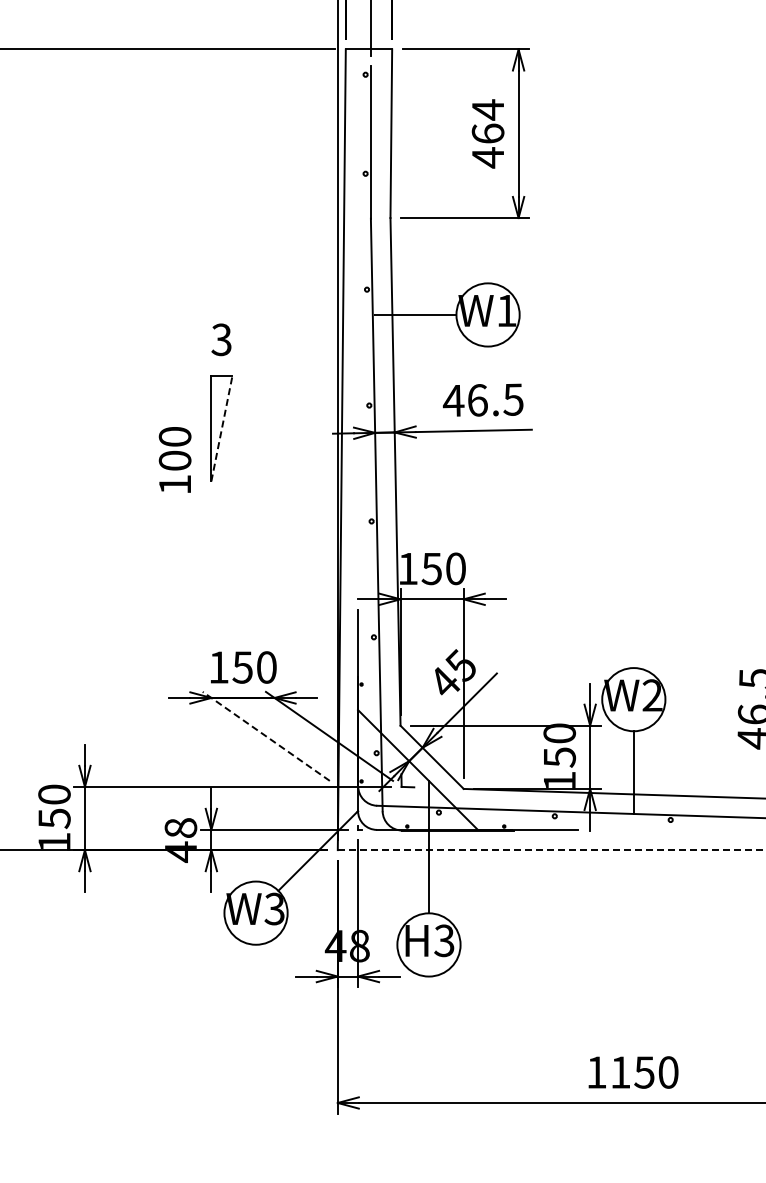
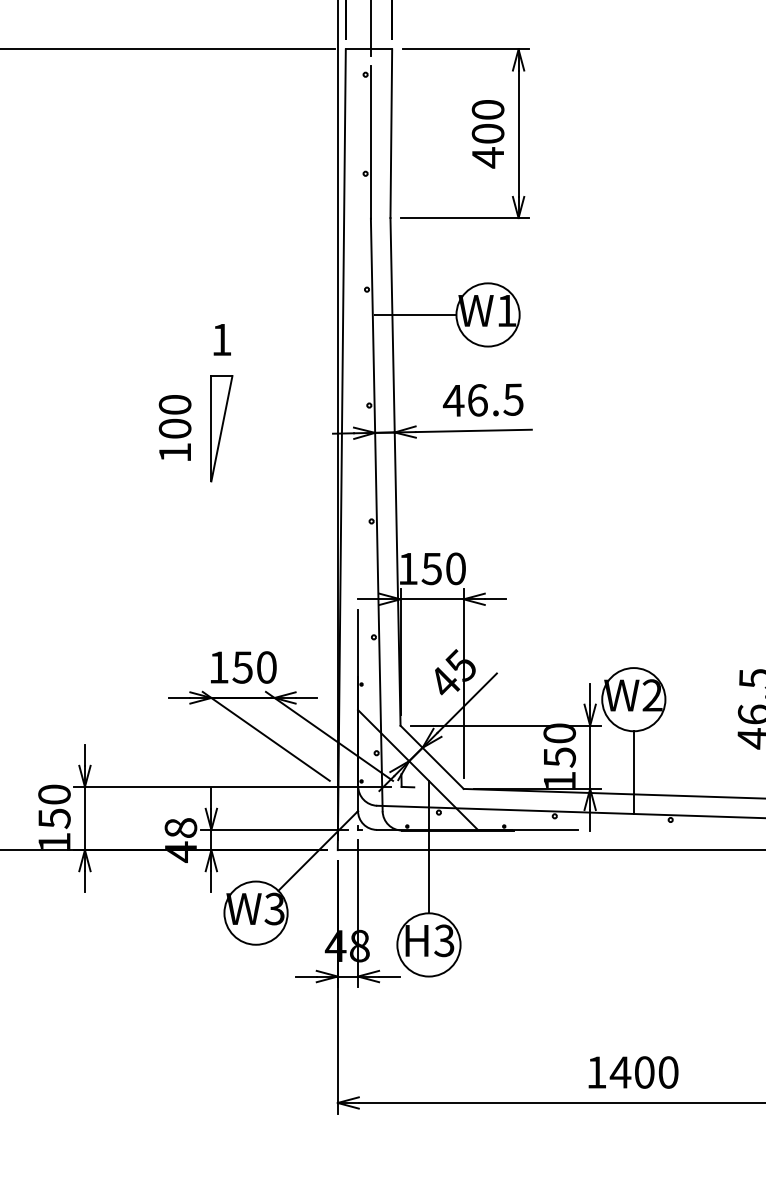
text: 464 -> 400 (487, 121)
text: 3 -> 1 (221, 339)
line: dashed -> solid (221, 428)
text position: (174, 459) -> (174, 427) (174, 427)
line: dashed -> solid (266, 736)
line: dashed -> solid (551, 850)
text: 1150 -> 1400 (631, 1072)
